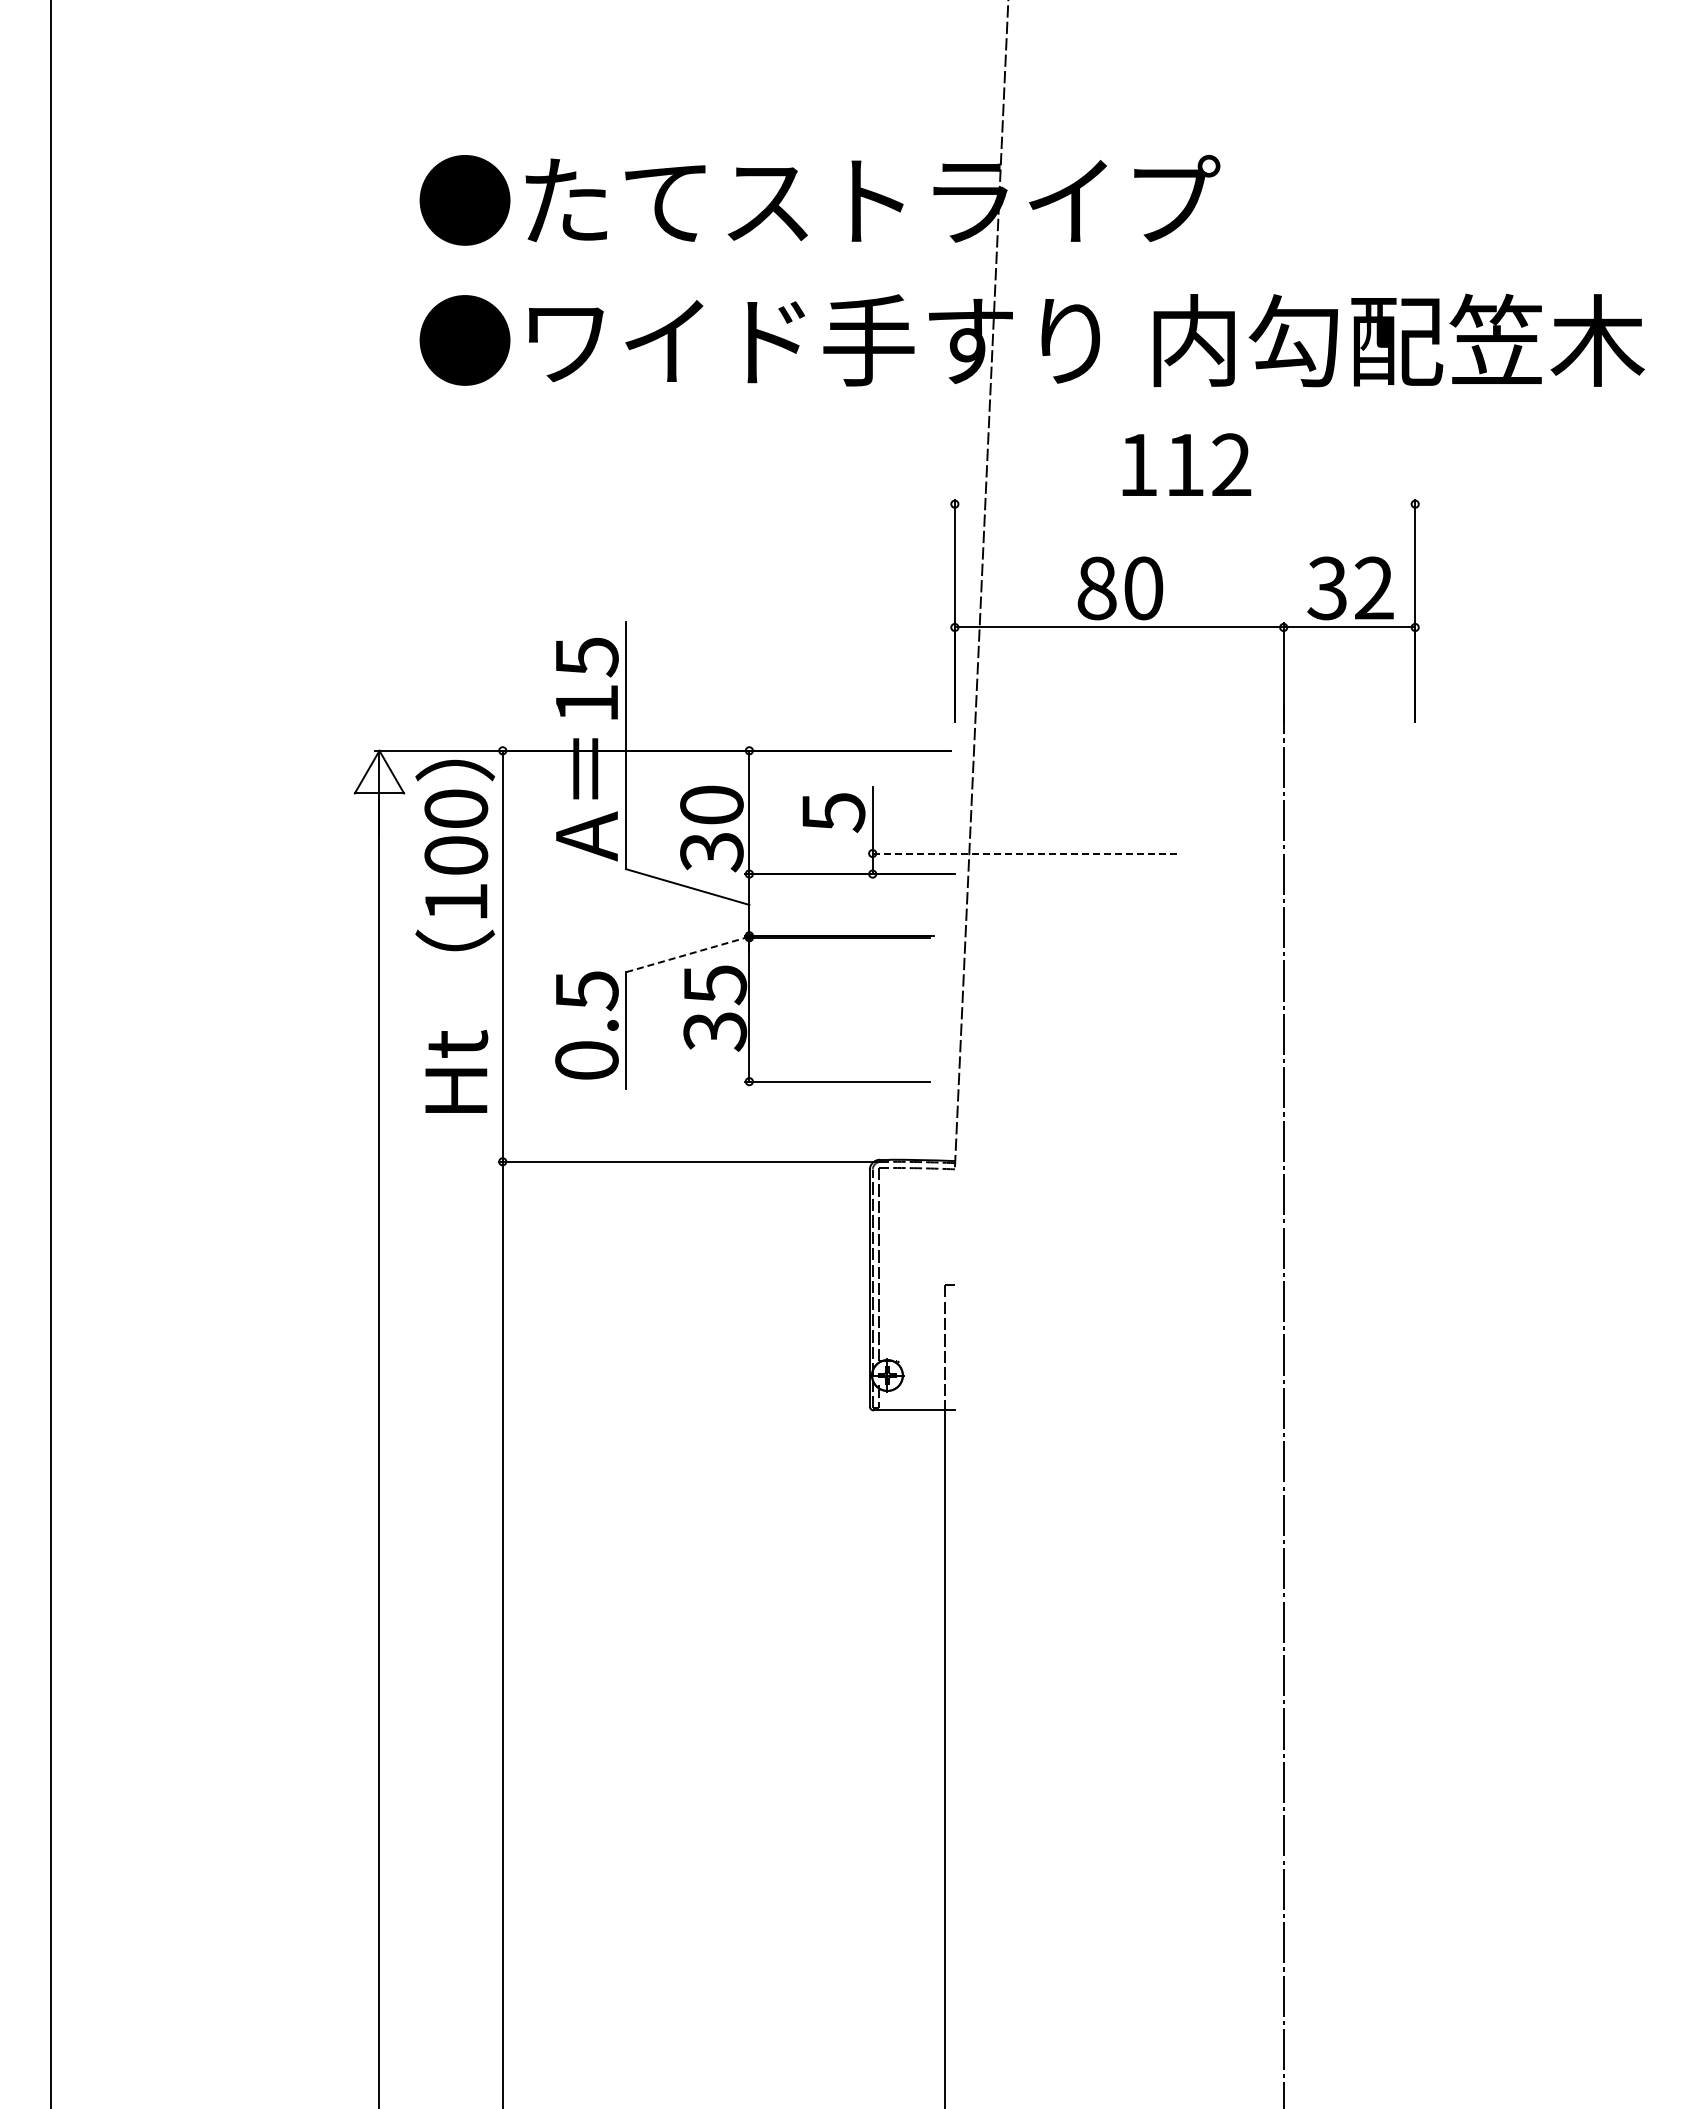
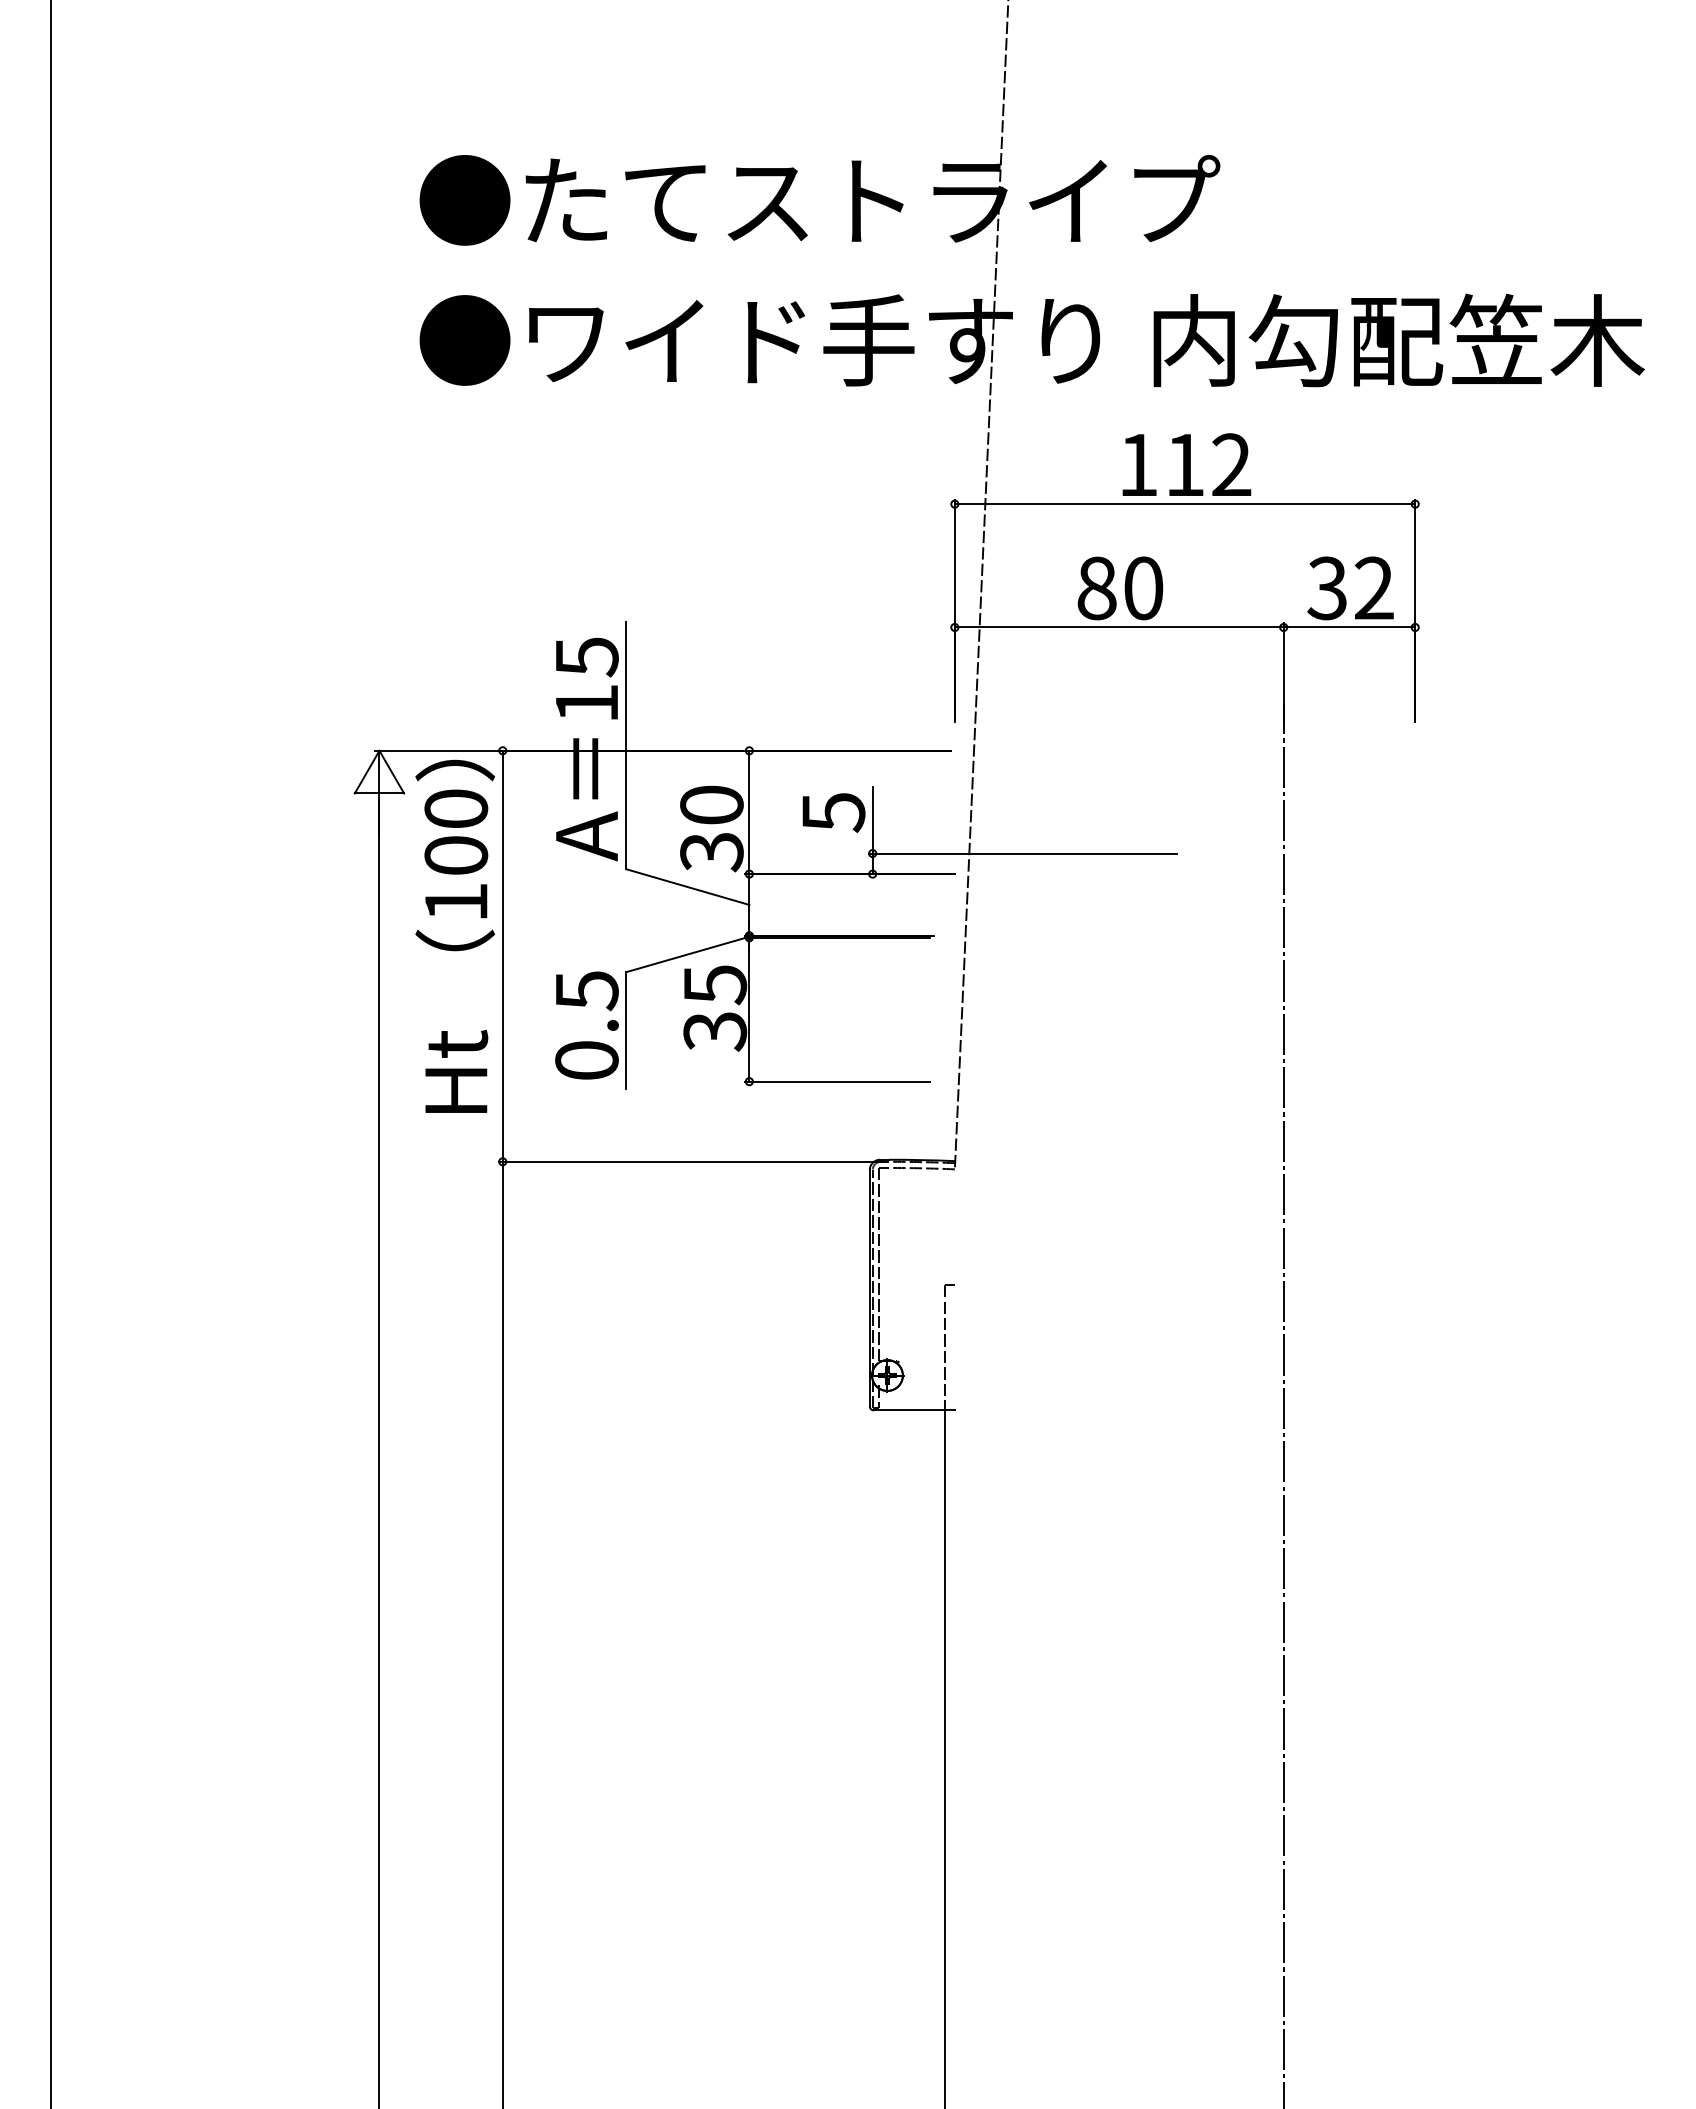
line: none -> present (1184, 504)
line: dashed -> solid (1022, 853)
line: dashed -> solid (687, 954)
